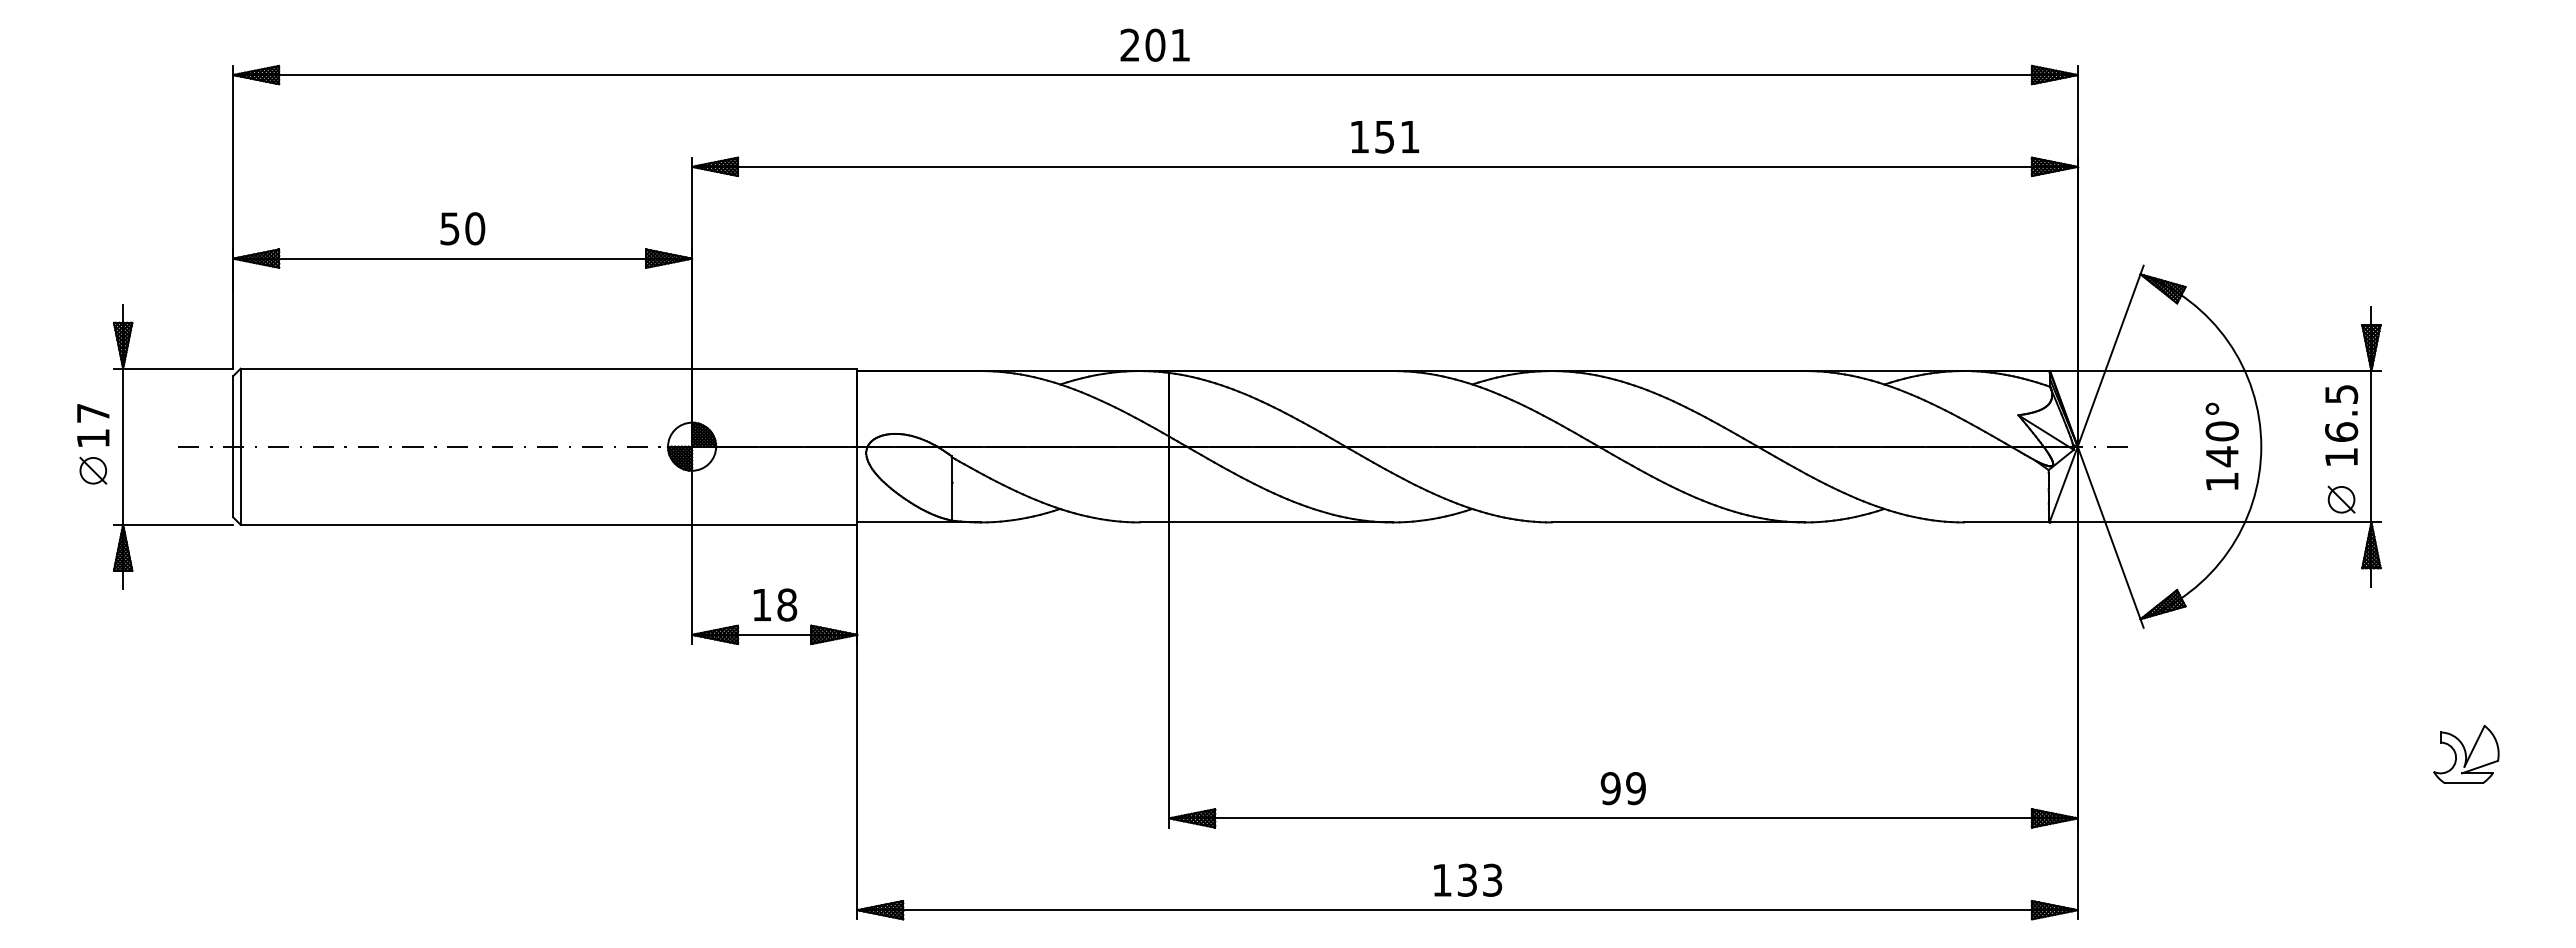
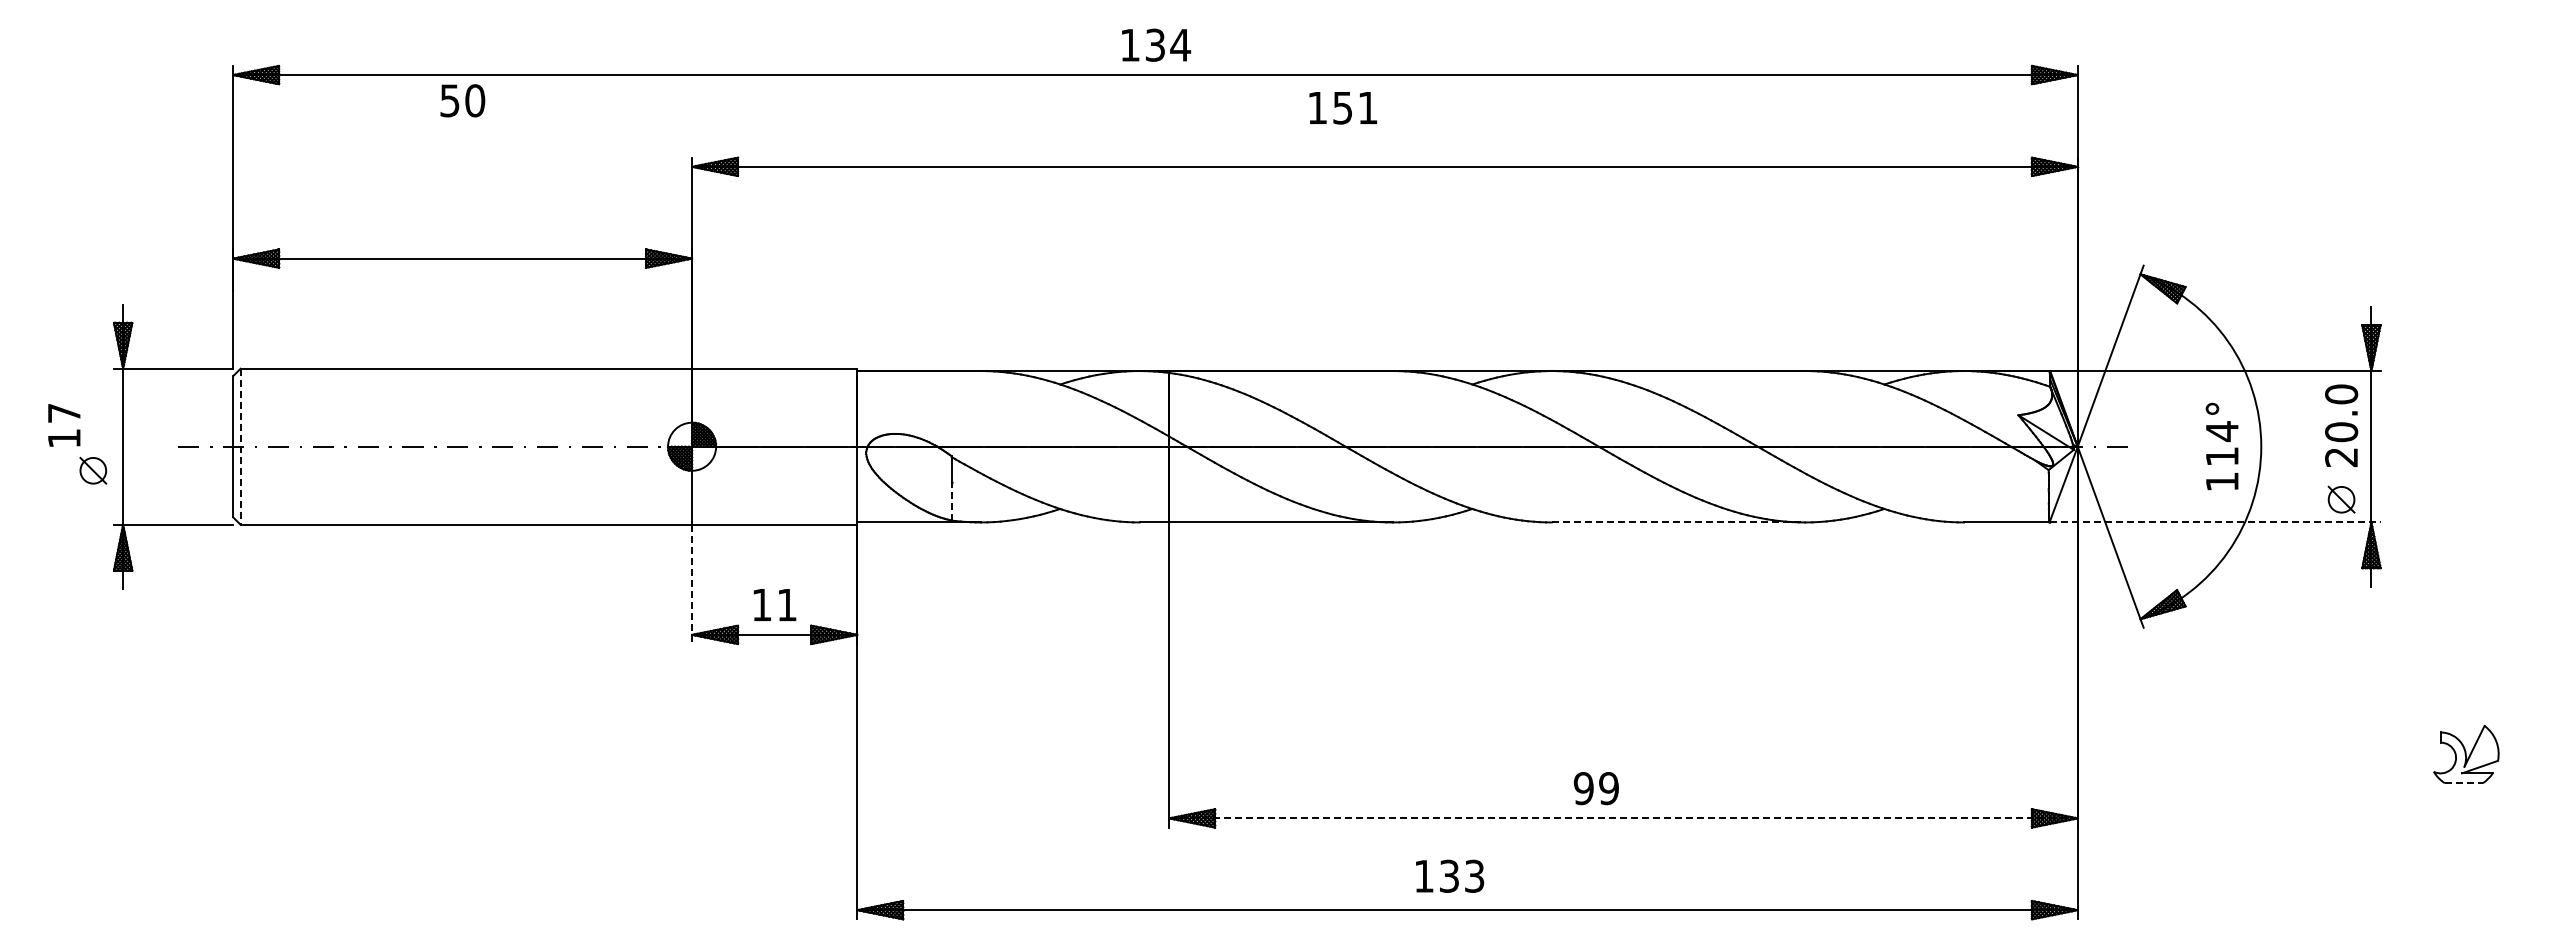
text: 201 -> 134 (1155, 44)
text position: (1385, 137) -> (1343, 108) (1343, 108)
text position: (462, 228) -> (462, 100) (462, 100)
text position: (93, 425) -> (64, 425) (64, 425)
text: 16.5 -> 20.0 (2341, 425)
text: 140° -> 114° (2221, 444)
line: solid -> dashed (240, 447)
line: solid -> dashed (951, 501)
line: solid -> dashed (1678, 522)
line: solid -> dashed (2215, 522)
line: solid -> dashed (692, 584)
text: 18 -> 11 (787, 604)
line: solid -> dashed (2463, 783)
text position: (1622, 788) -> (1595, 788) (1595, 788)
line: solid -> dashed (1624, 818)
text position: (1468, 879) -> (1450, 875) (1450, 875)
